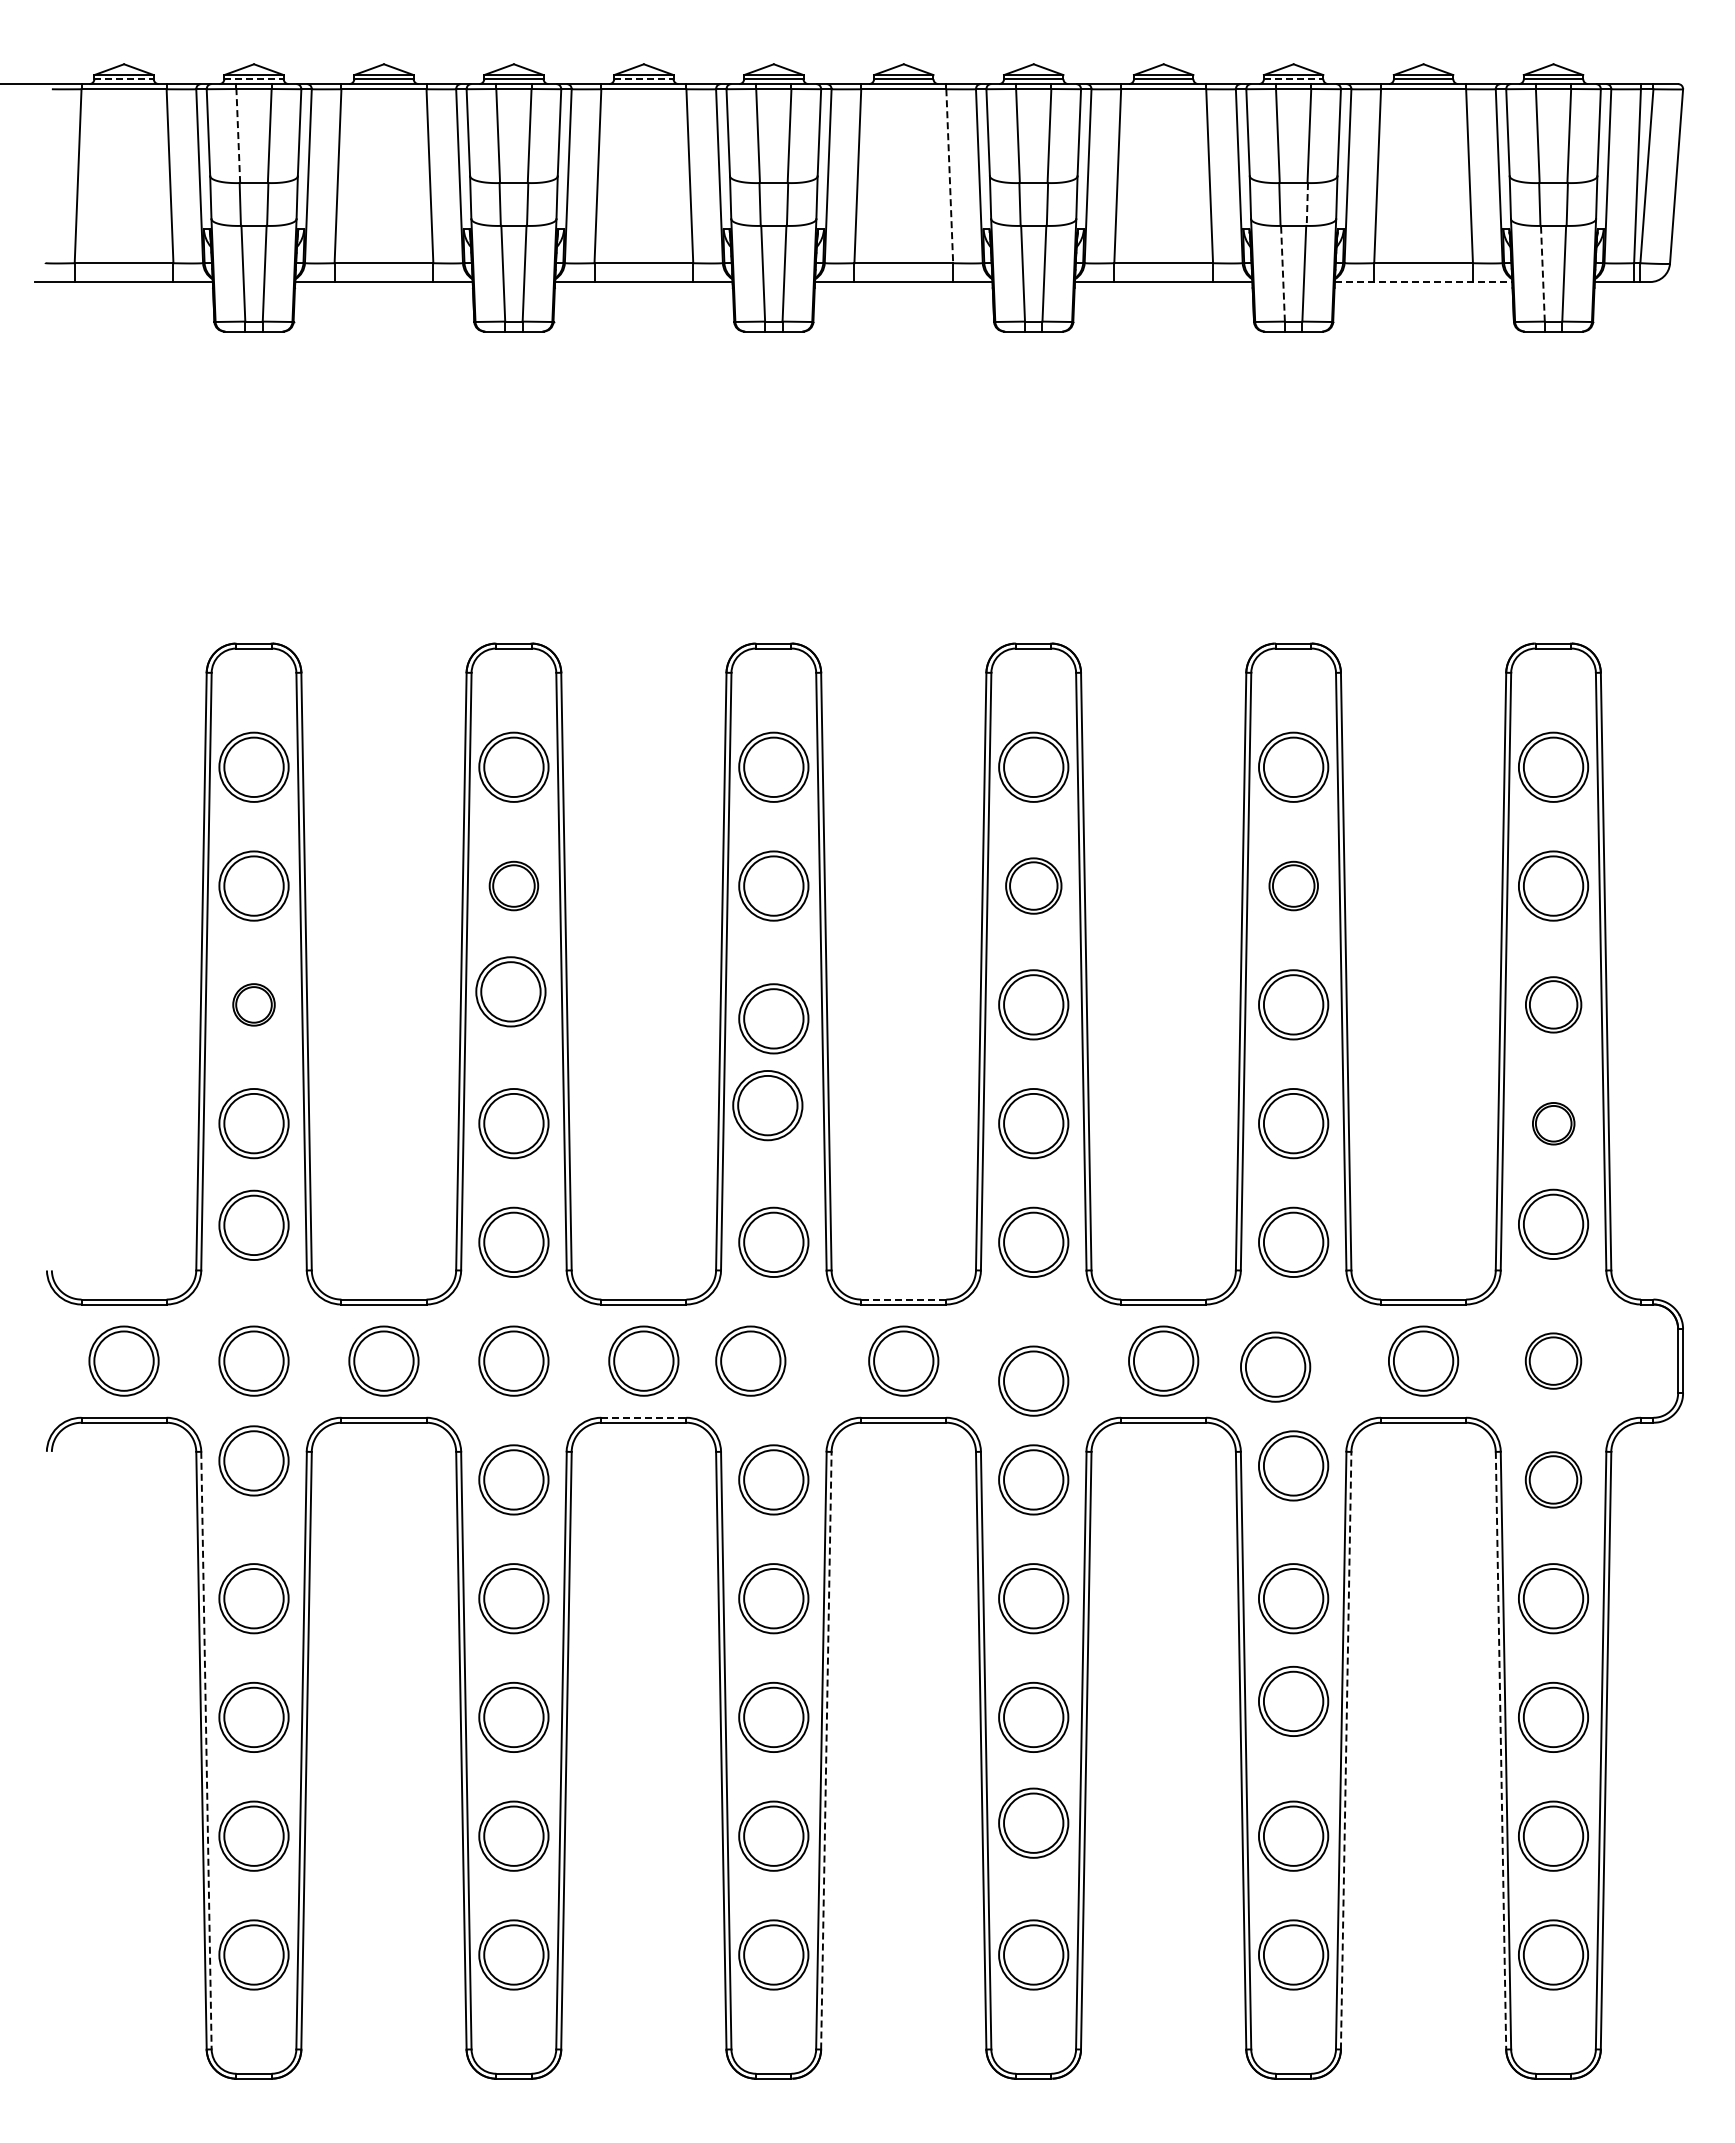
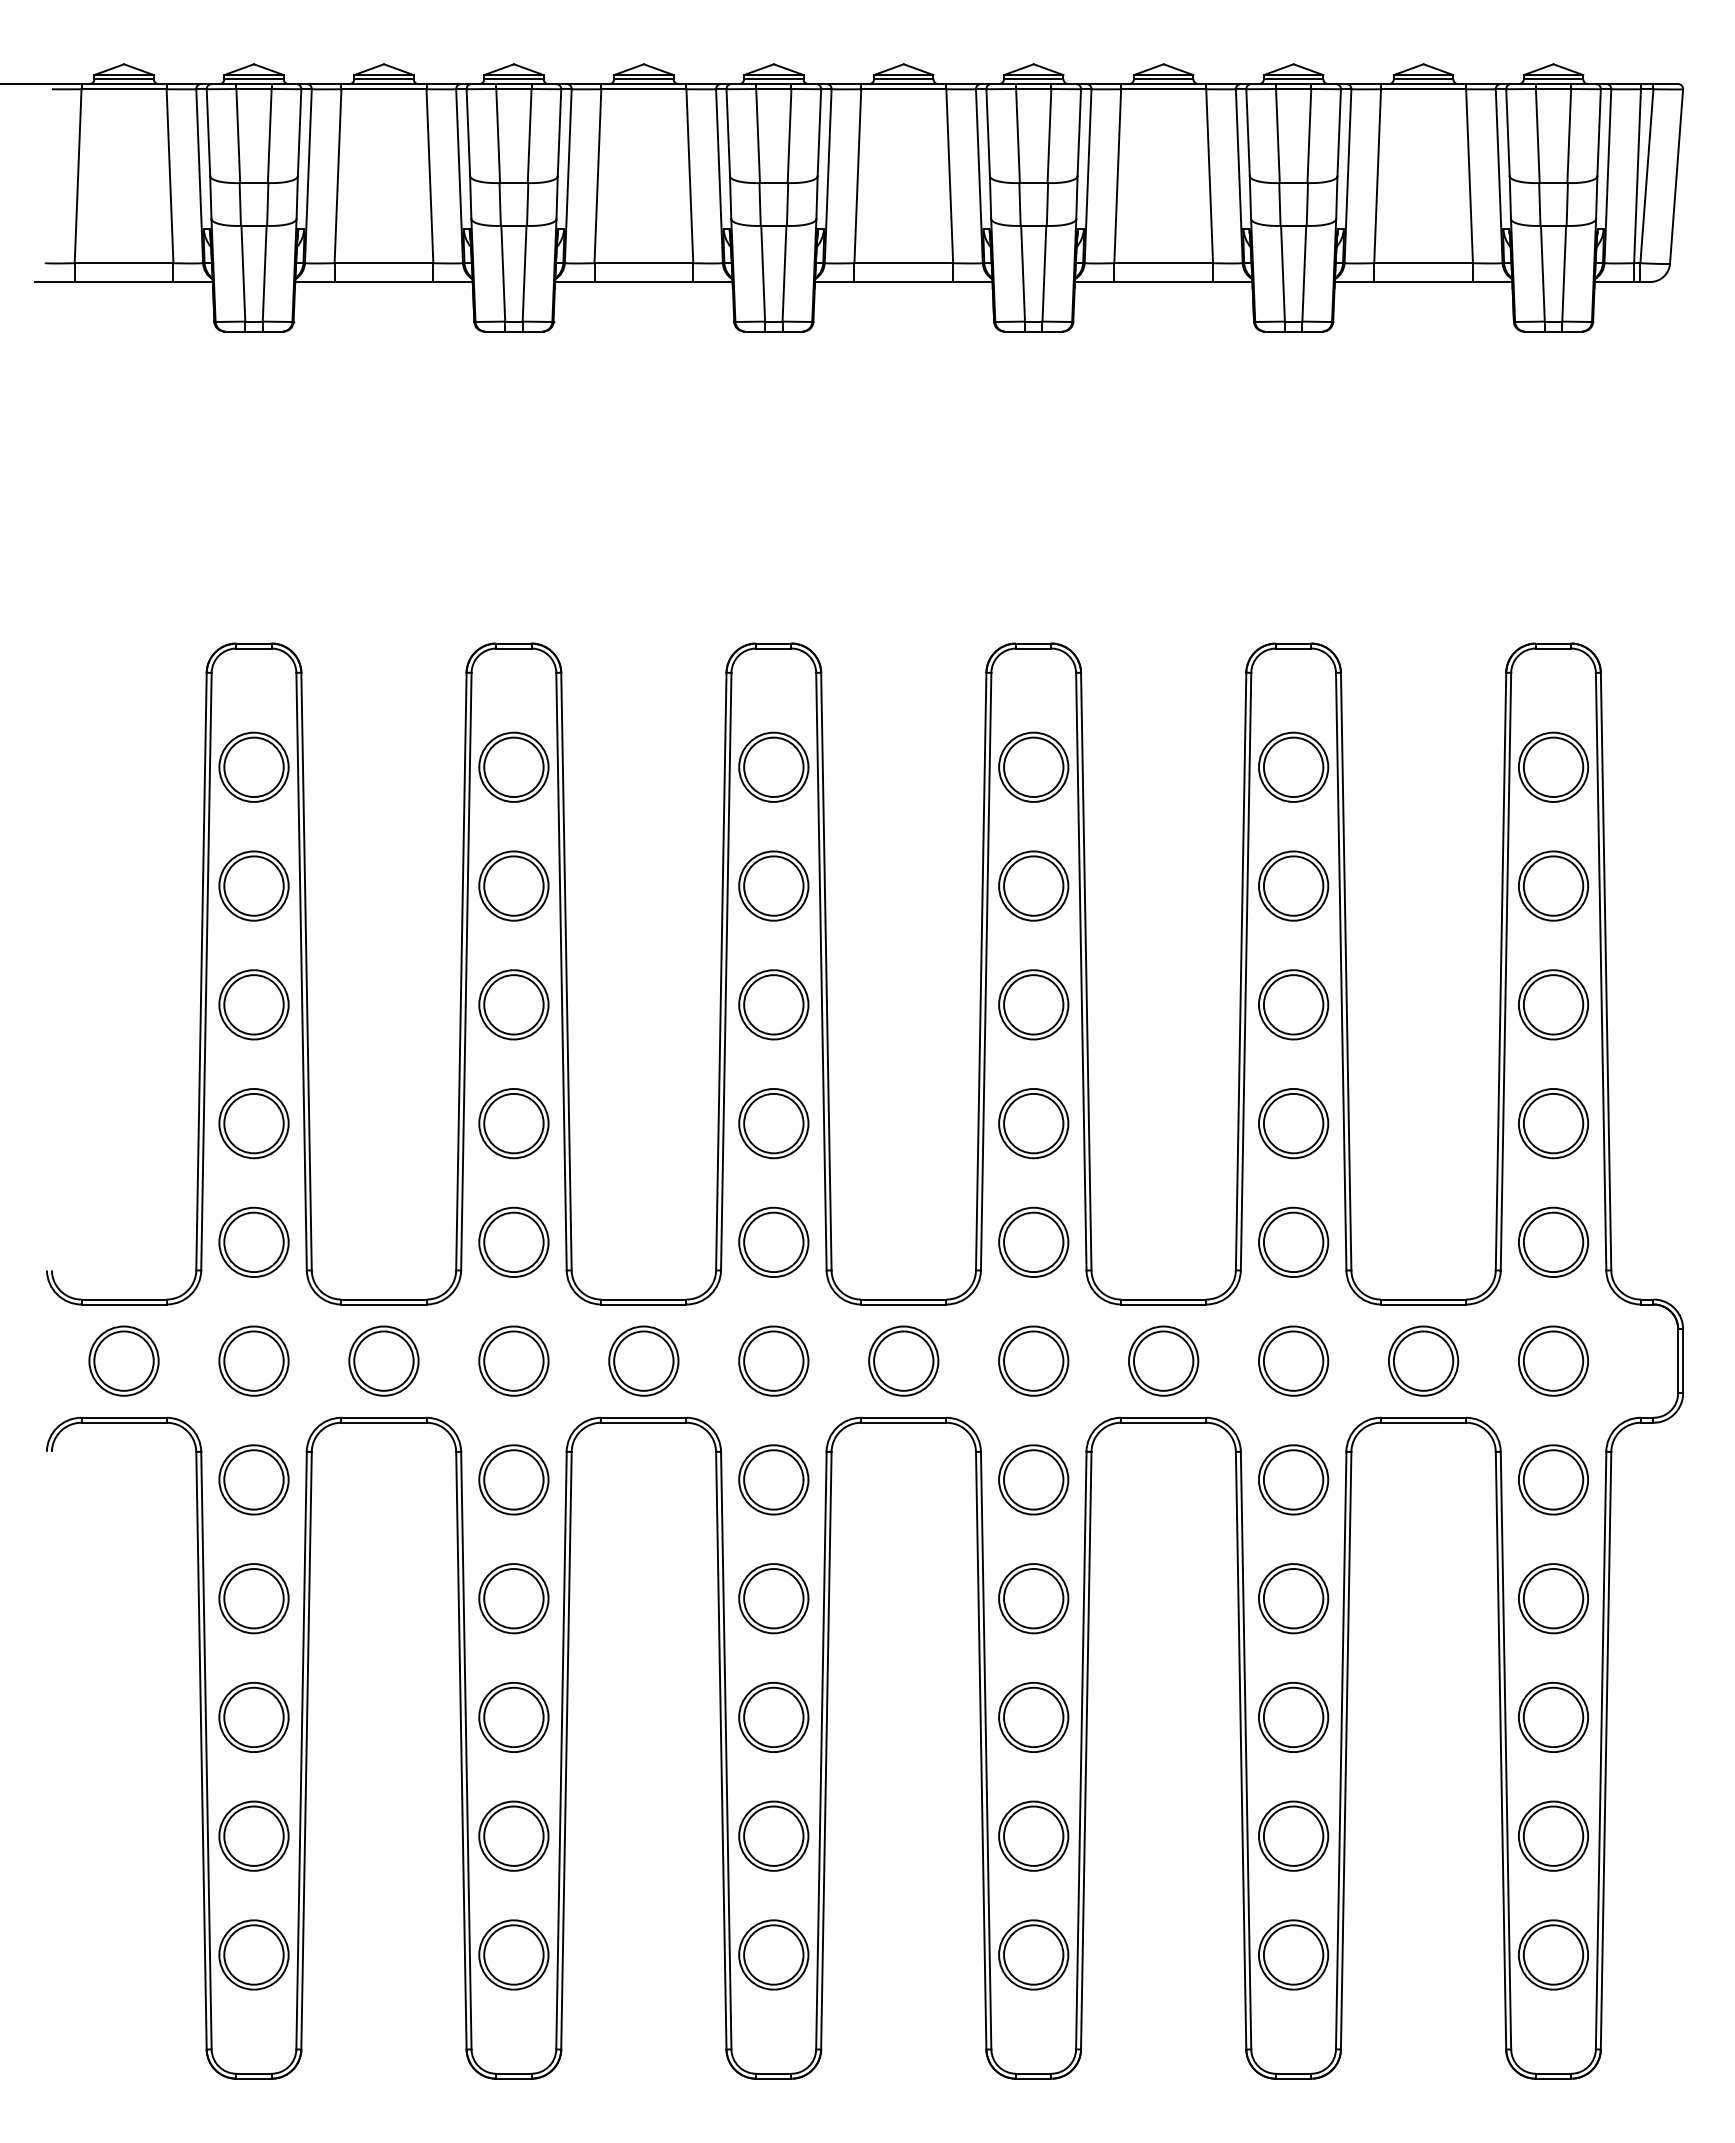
line: dashed -> solid (124, 79)
line: dashed -> solid (254, 79)
line: dashed -> solid (643, 79)
line: dashed -> solid (1293, 79)
line: dashed -> solid (238, 135)
line: dashed -> solid (949, 176)
line: dashed -> solid (1307, 204)
line: dashed -> solid (1282, 273)
line: dashed -> solid (1542, 273)
line: dashed -> solid (1423, 282)
part size: 52x52 px -> 72x72 px (513, 885)
part size: 58x58 px -> 72x72 px (1033, 885)
part size: 51x52 px -> 72x72 px (1293, 885)
part position: (510, 991) -> (513, 1004) (513, 1004)
part size: 44x44 px -> 72x72 px (253, 1004)
part size: 58x58 px -> 72x72 px (1553, 1004)
part position: (773, 1018) -> (773, 1004) (773, 1004)
part position: (767, 1105) -> (773, 1123) (773, 1123)
part size: 44x44 px -> 72x72 px (1553, 1123)
part position: (1553, 1223) -> (1553, 1241) (1553, 1241)
part position: (253, 1224) -> (253, 1241) (253, 1241)
line: dashed -> solid (903, 1299)
part position: (750, 1360) -> (773, 1360) (773, 1360)
part size: 59x58 px -> 71x72 px (1553, 1360)
part position: (1275, 1366) -> (1293, 1360) (1293, 1360)
part position: (1033, 1380) -> (1033, 1360) (1033, 1360)
line: dashed -> solid (643, 1417)
part position: (253, 1460) -> (253, 1479) (253, 1479)
part position: (1293, 1465) -> (1293, 1479) (1293, 1479)
part size: 59x58 px -> 71x72 px (1553, 1479)
part position: (1293, 1700) -> (1293, 1716) (1293, 1716)
line: dashed -> solid (206, 1750)
line: dashed -> solid (826, 1750)
line: dashed -> solid (1346, 1750)
line: dashed -> solid (1501, 1750)
part position: (1033, 1822) -> (1033, 1835) (1033, 1835)
